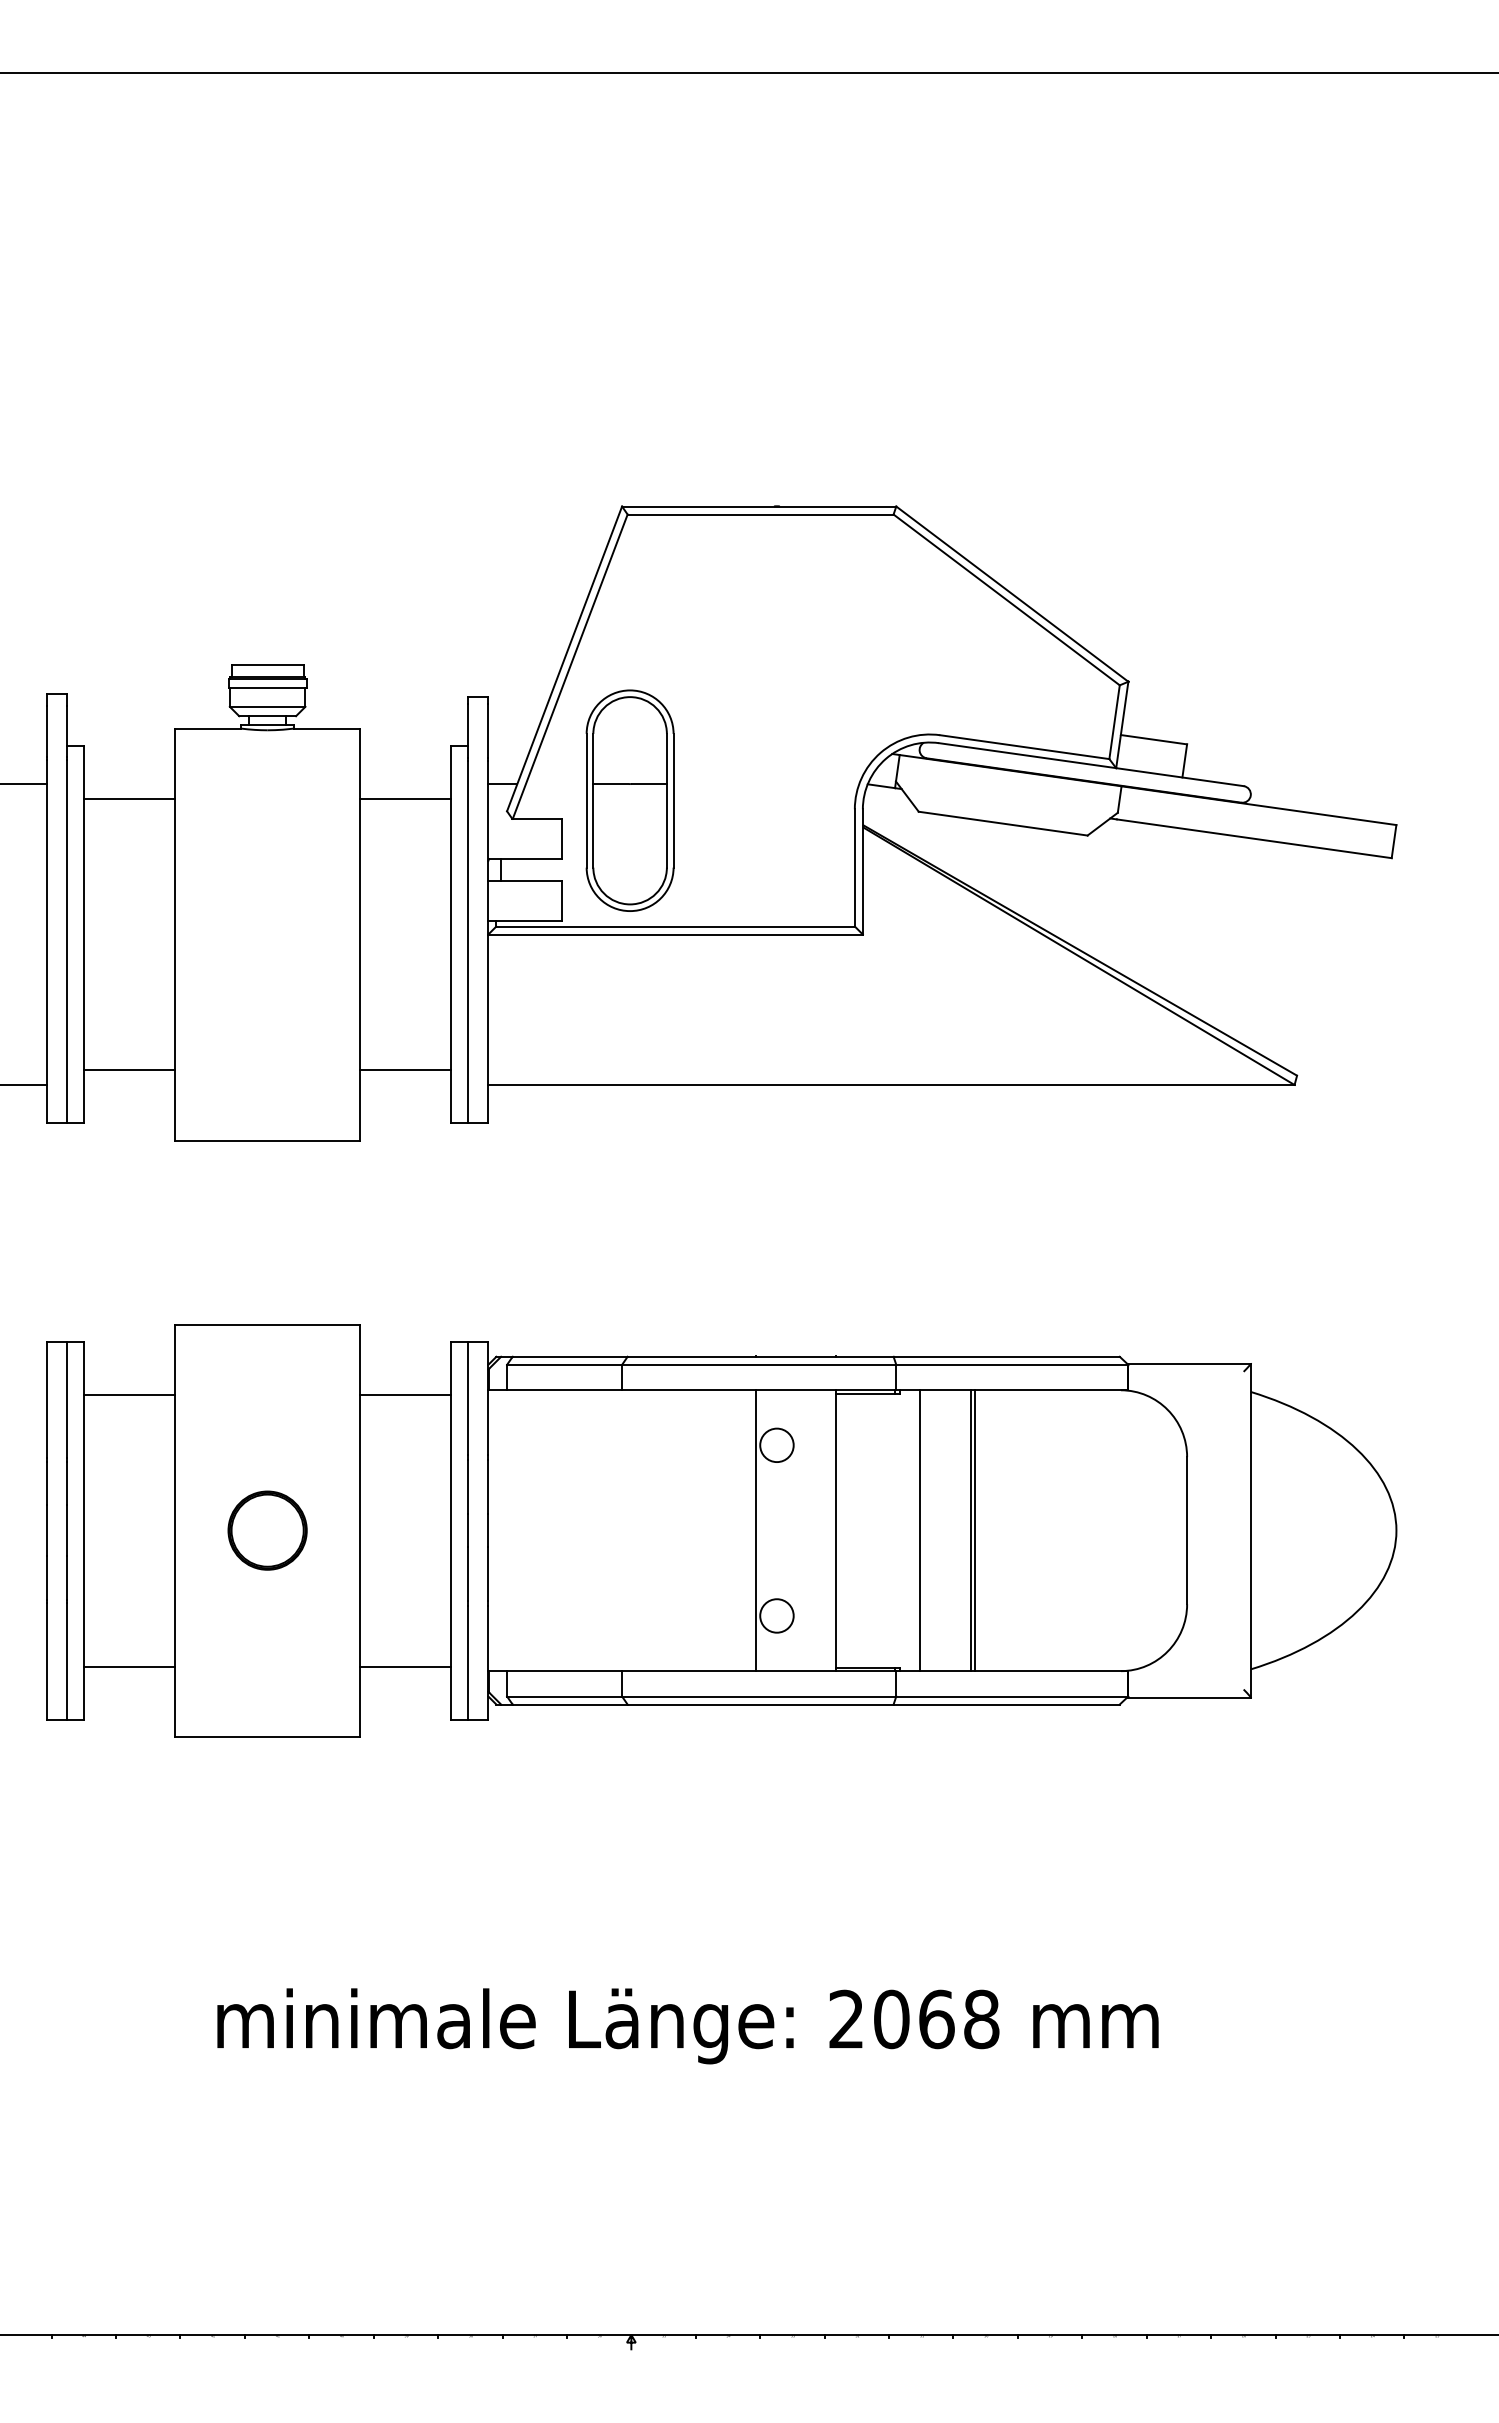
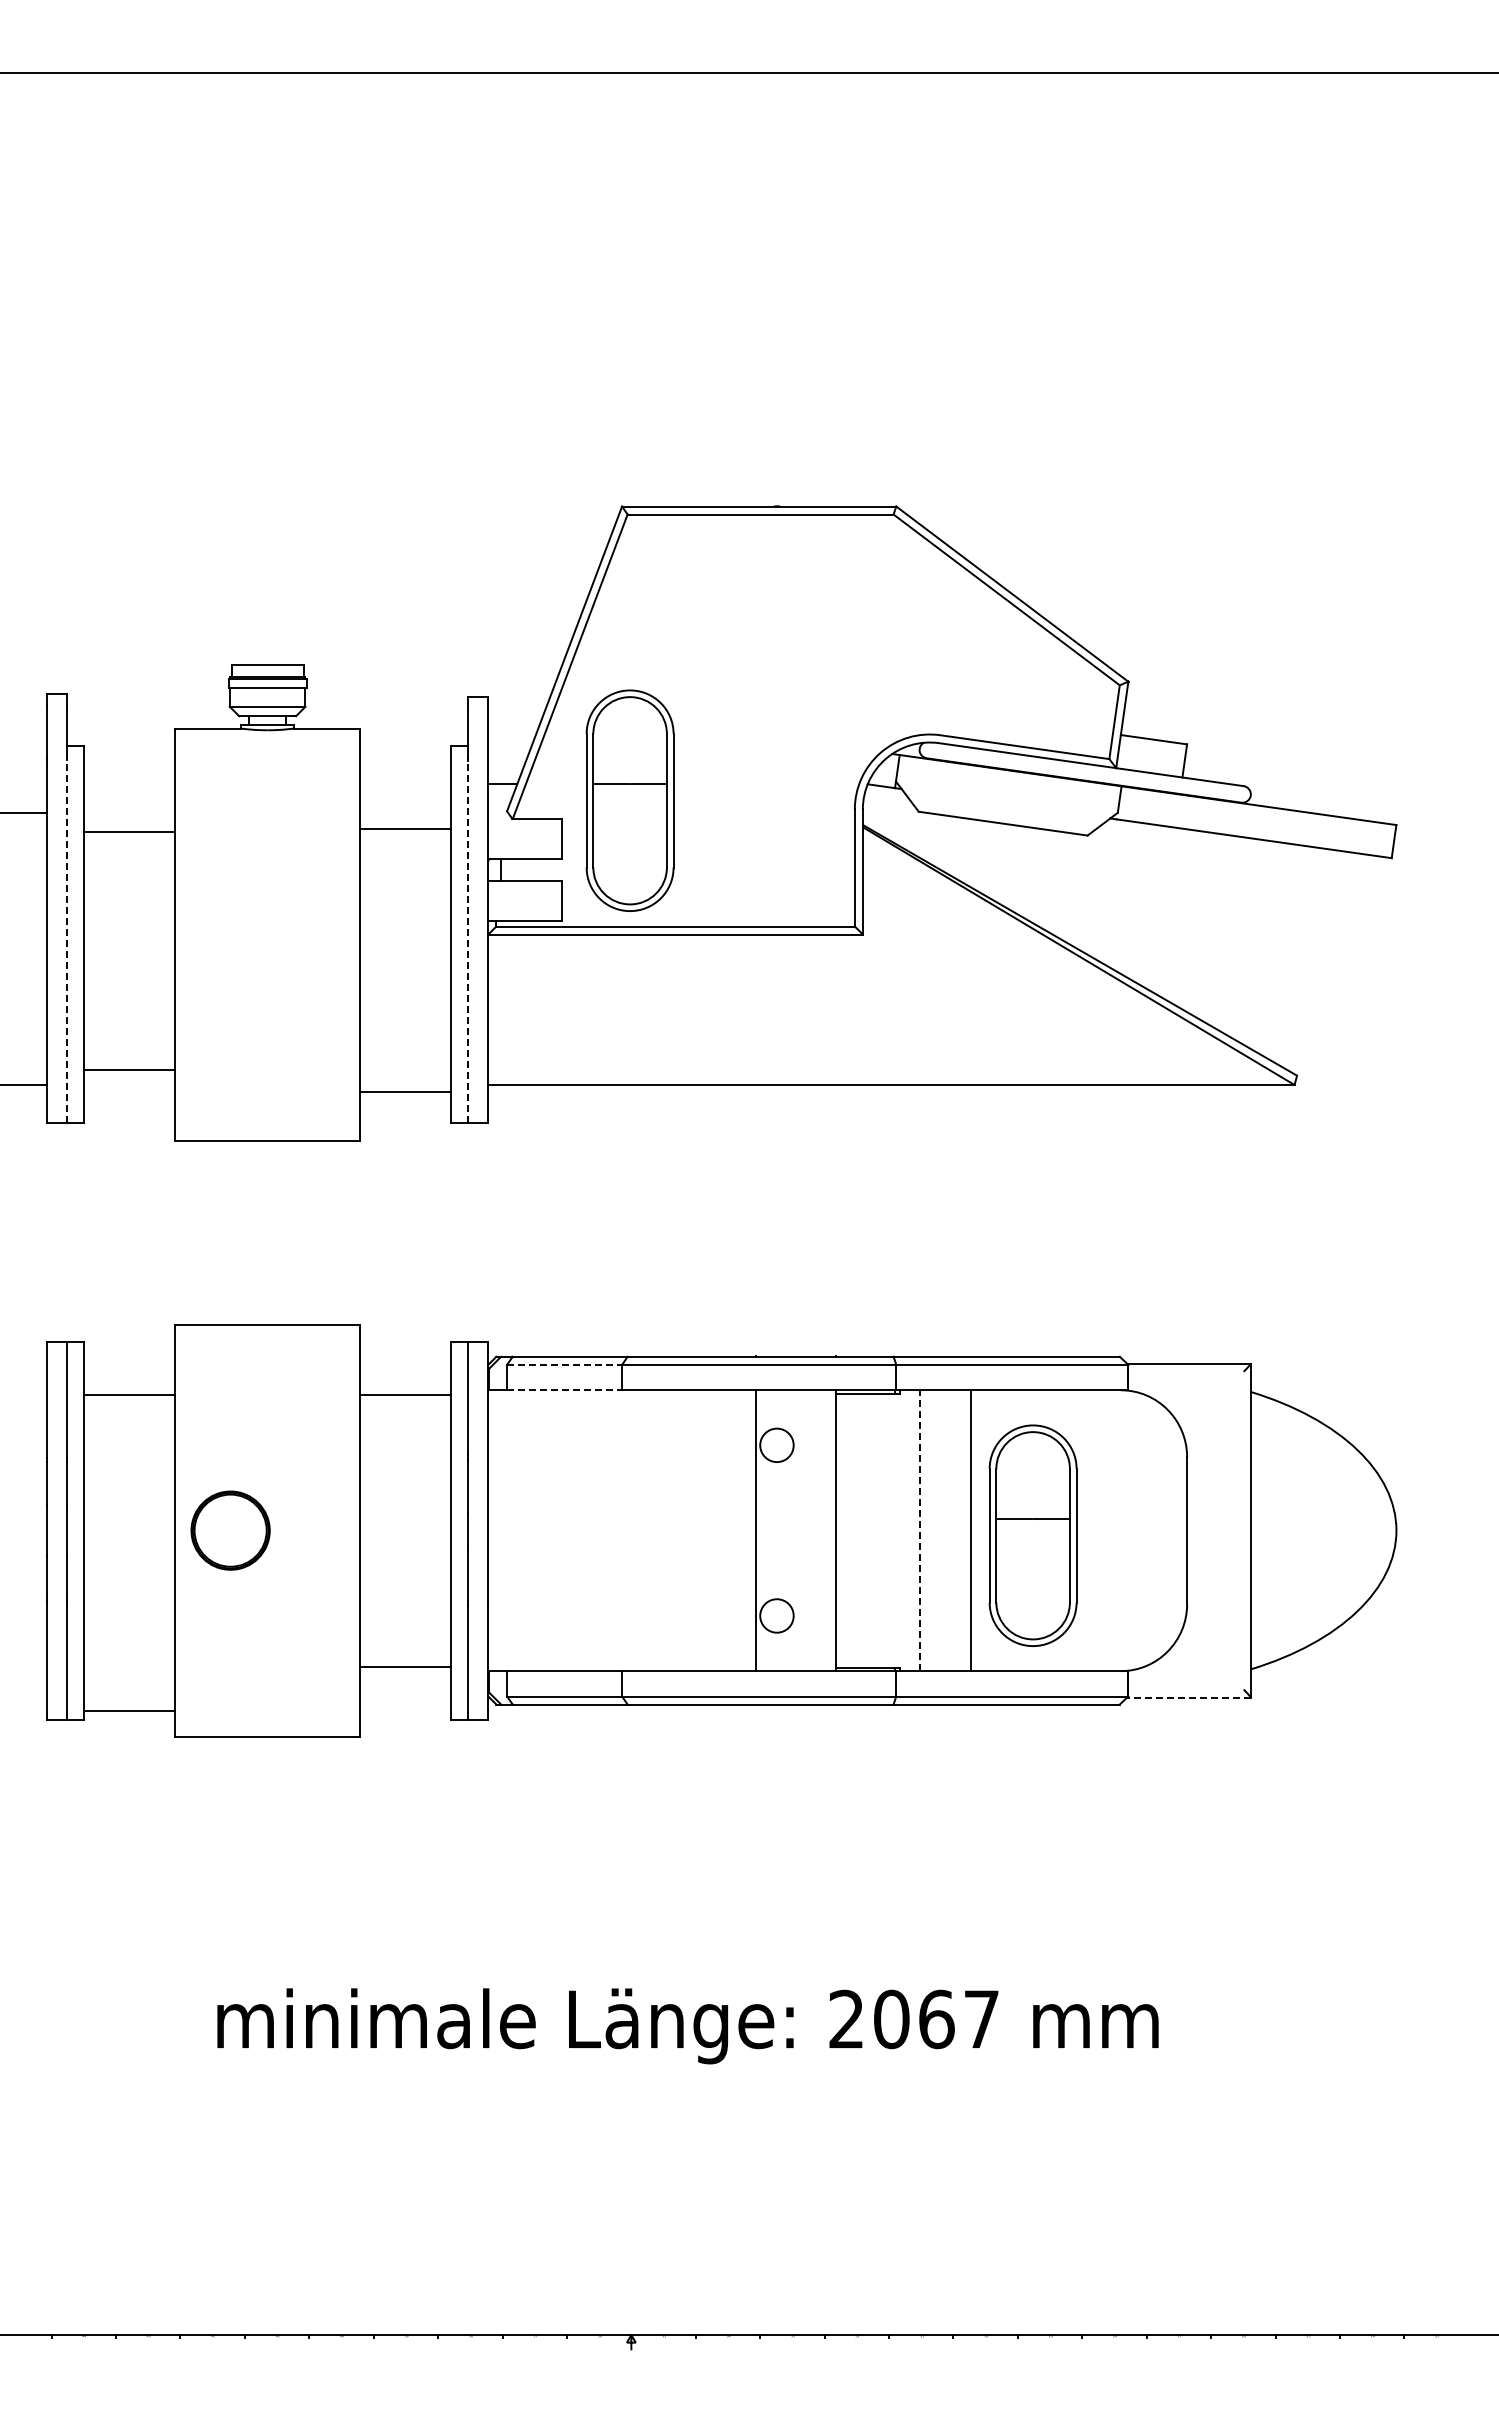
line position: (24, 784) -> (24, 813) (24, 813)
line position: (129, 798) -> (129, 831) (129, 831)
line position: (404, 798) -> (404, 828) (404, 828)
line: solid -> dashed (67, 941)
line: solid -> dashed (468, 941)
line position: (404, 1070) -> (404, 1092) (404, 1092)
line: solid -> dashed (564, 1364)
line: solid -> dashed (564, 1390)
part position: (267, 1530) -> (230, 1530) (230, 1530)
line: solid -> dashed (919, 1530)
line: present -> none (975, 1530)
part: none -> present (1032, 1535)
line position: (129, 1666) -> (129, 1710) (129, 1710)
line: solid -> dashed (1188, 1697)
text: 2068 -> 2067 (981, 2019)
